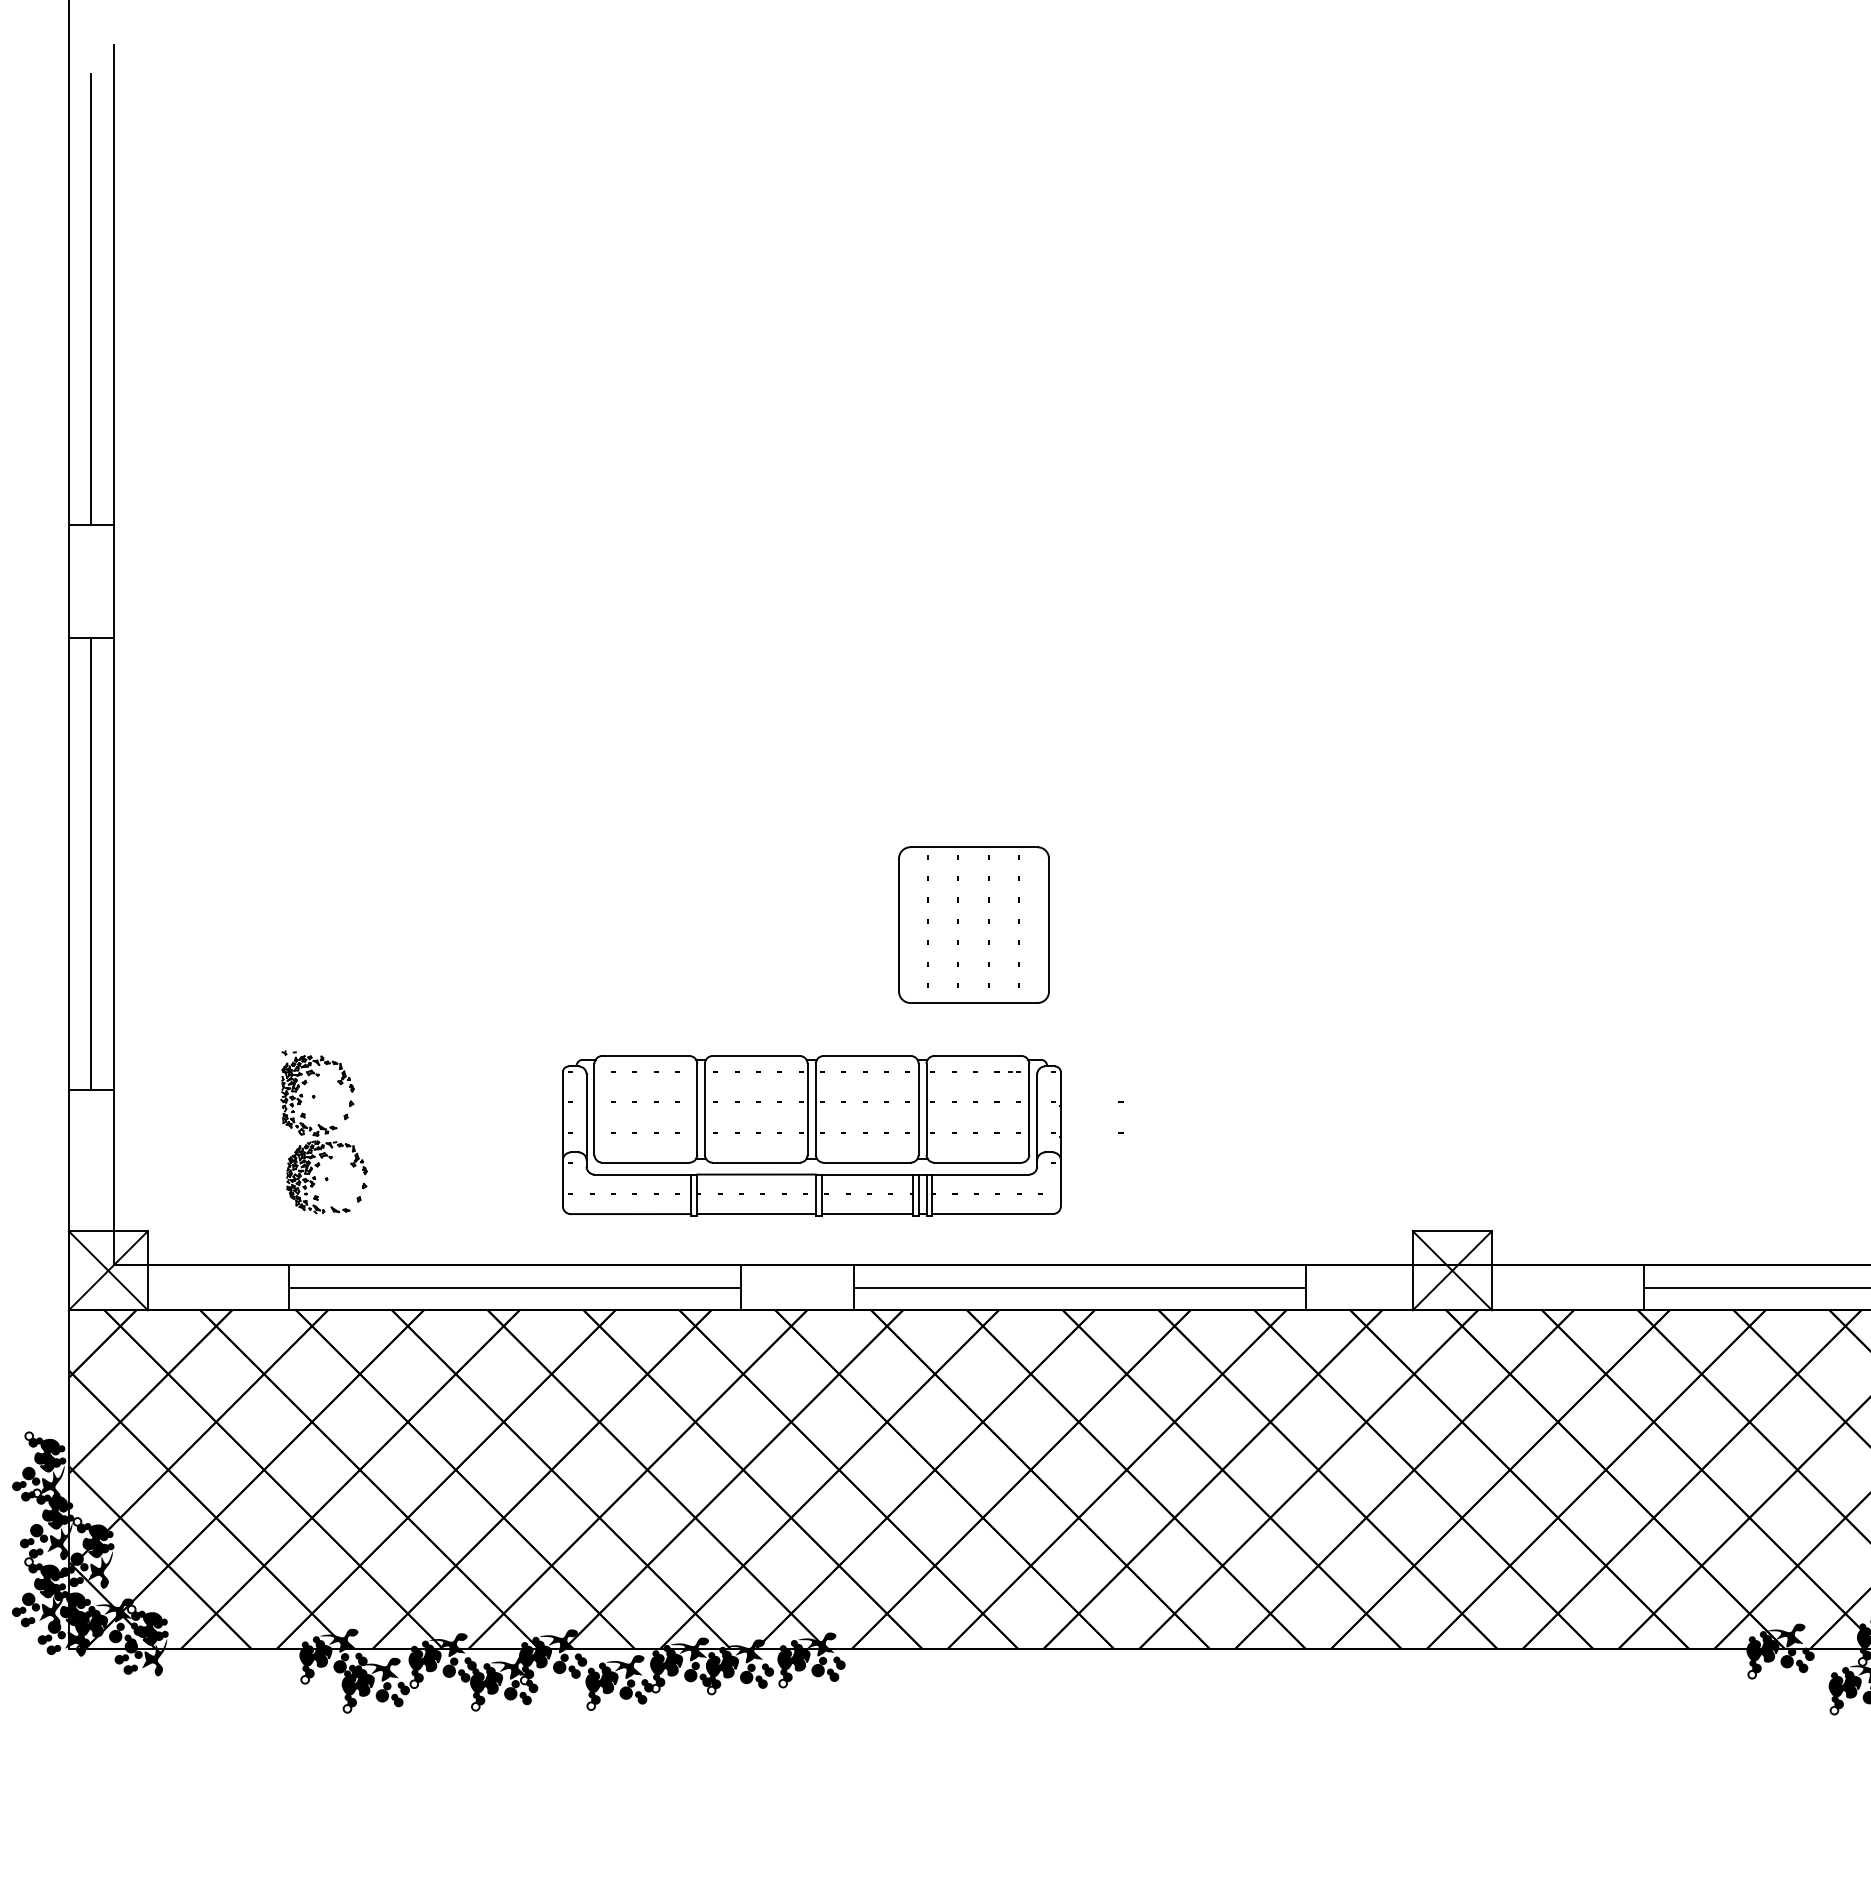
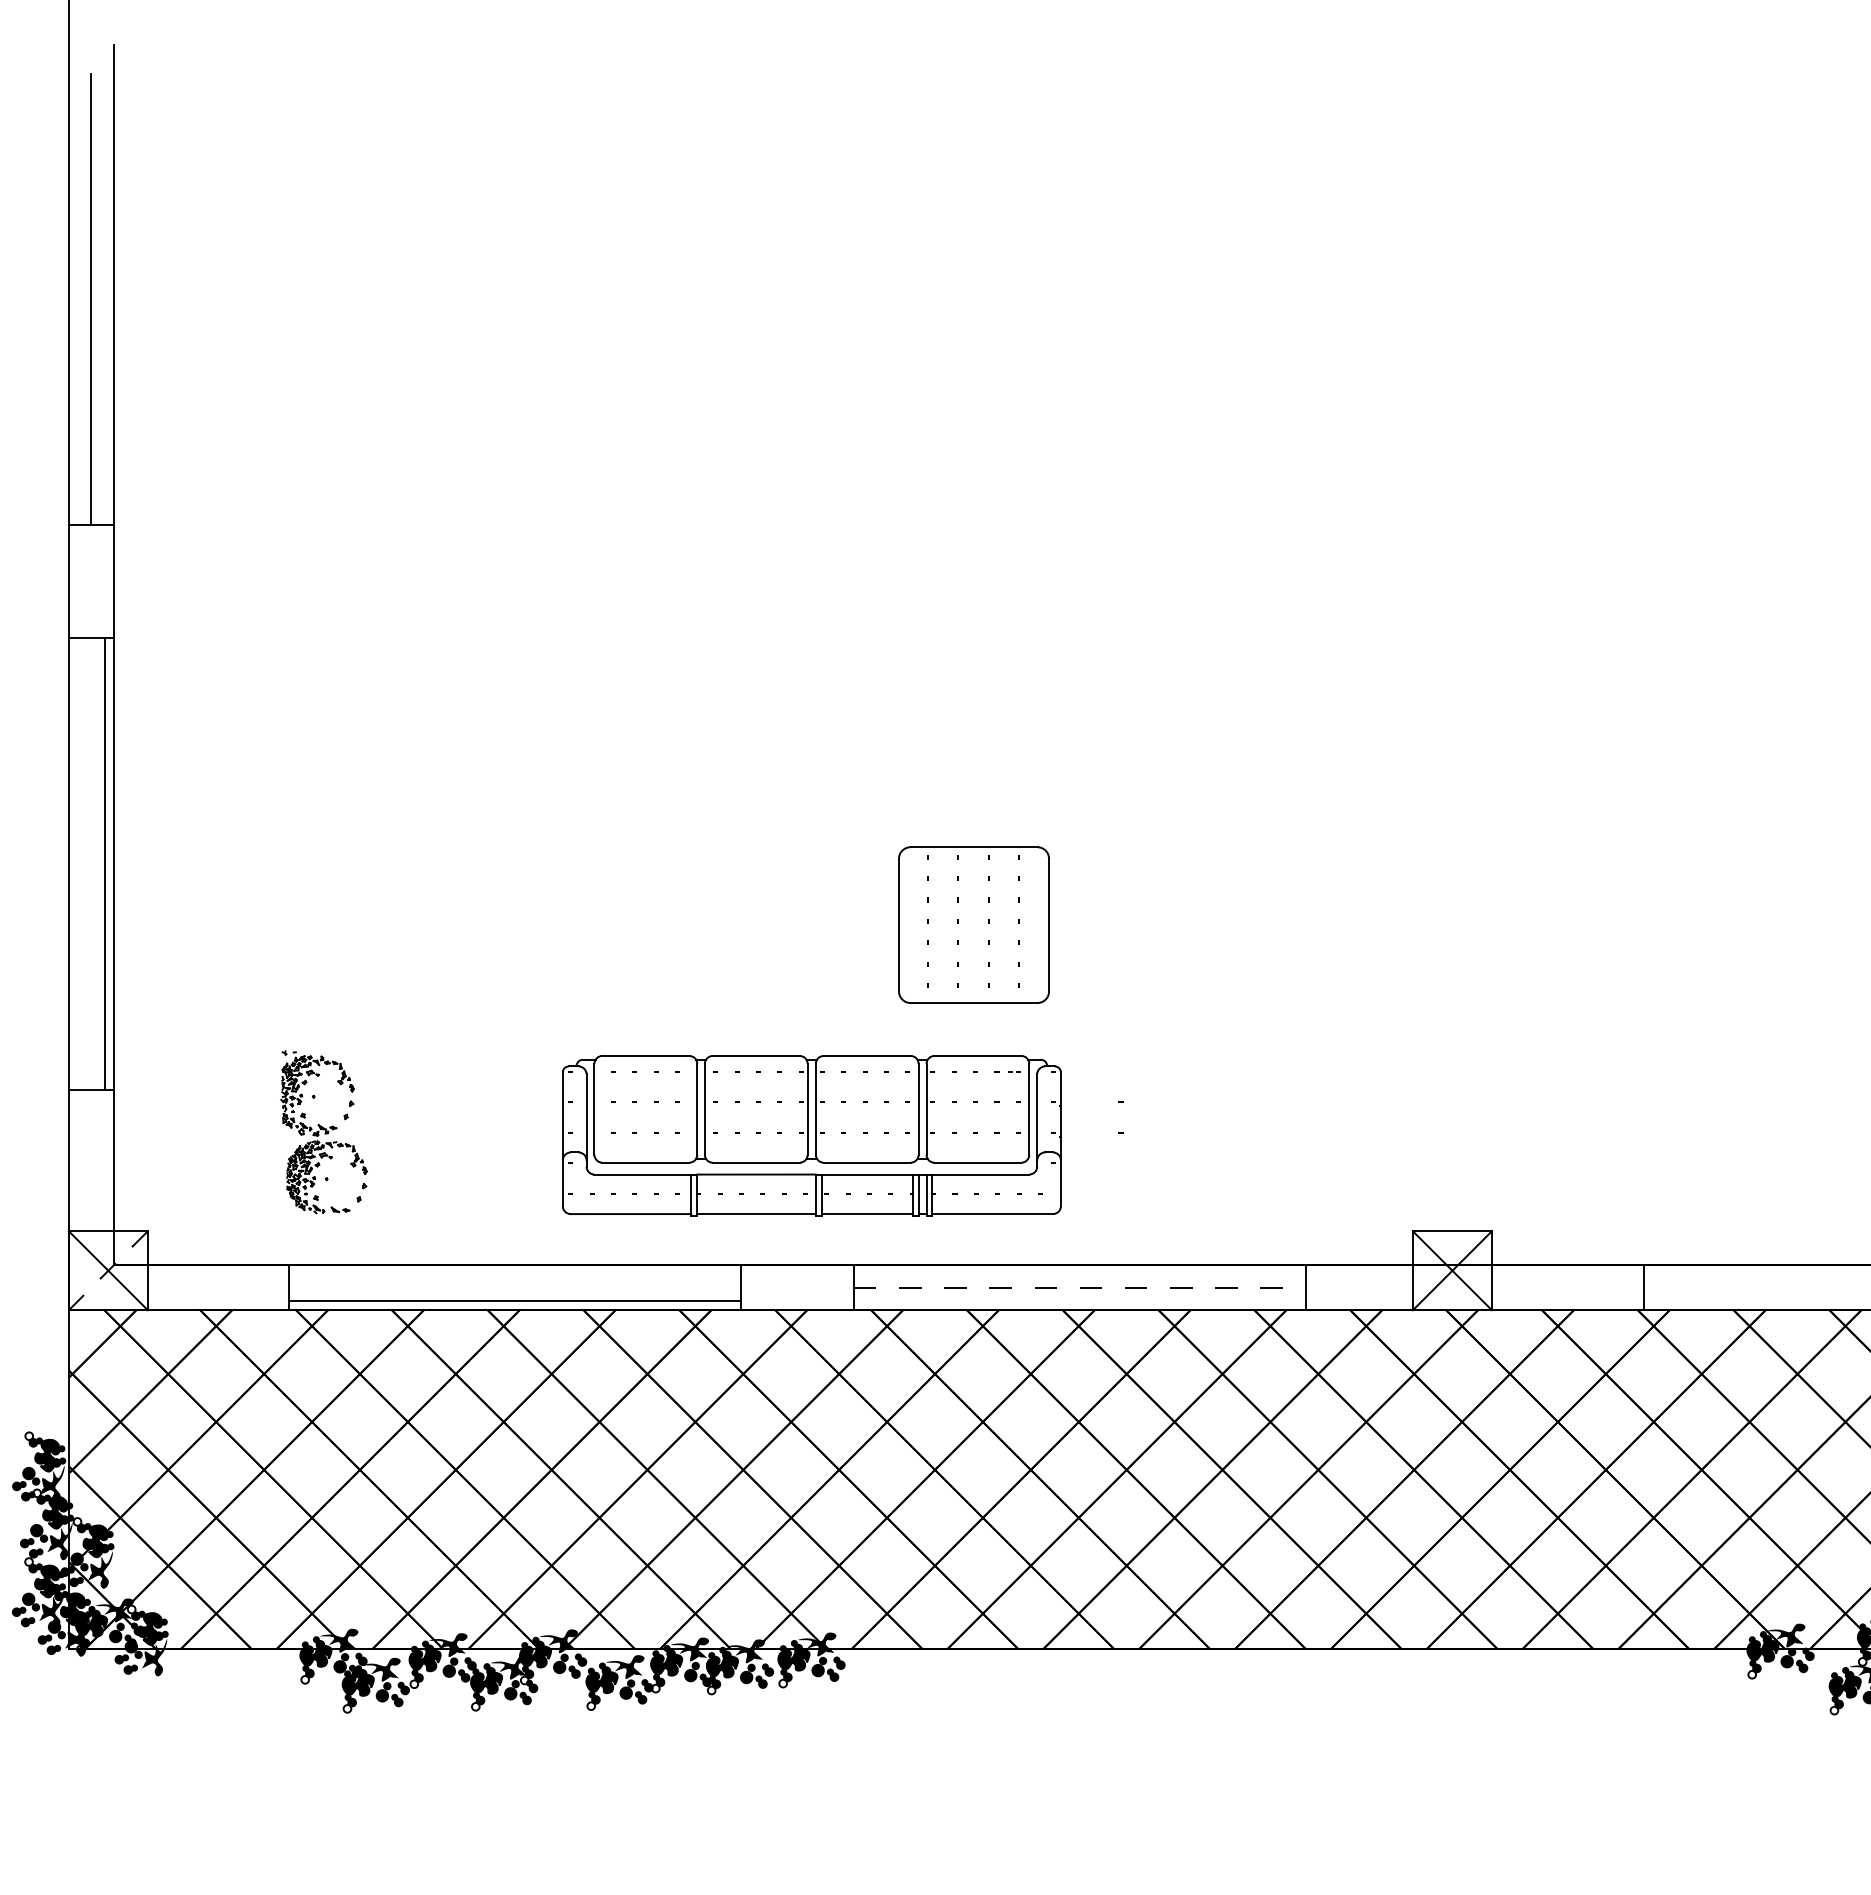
line position: (91, 864) -> (105, 864) (105, 864)
line: solid -> dashed (108, 1270)
line position: (514, 1287) -> (514, 1300) (514, 1300)
line: solid -> dashed (1079, 1287)
line: present -> none (1755, 1287)
